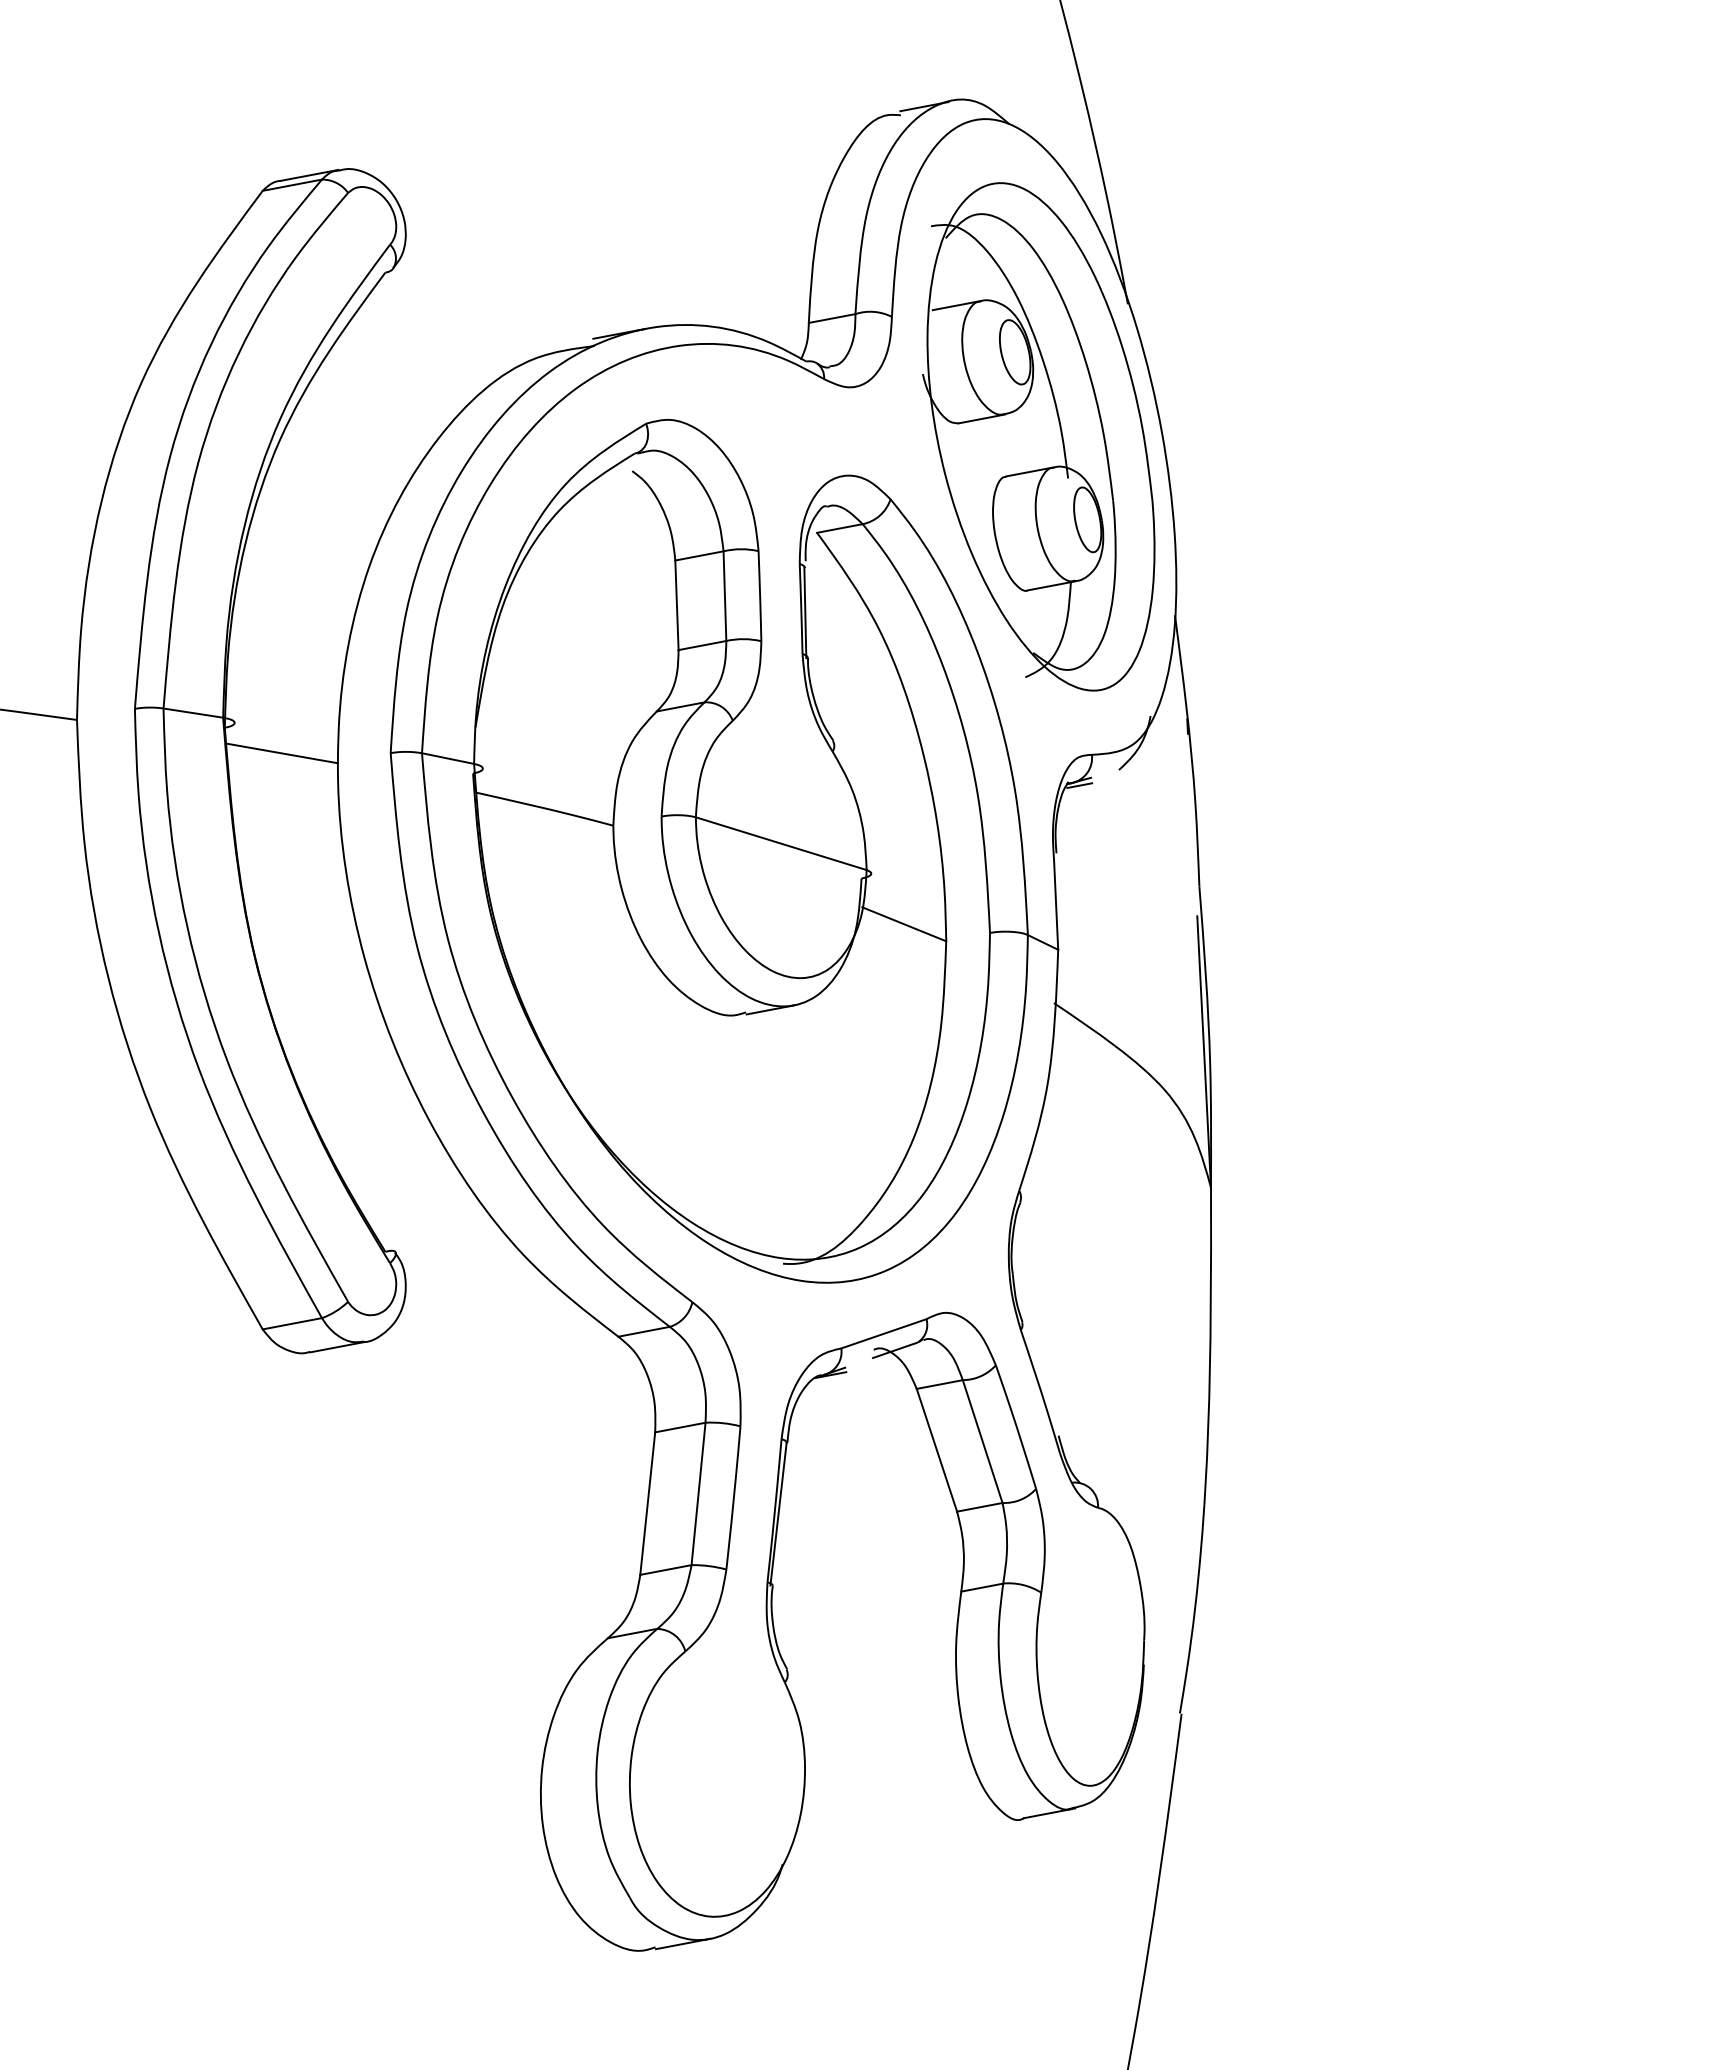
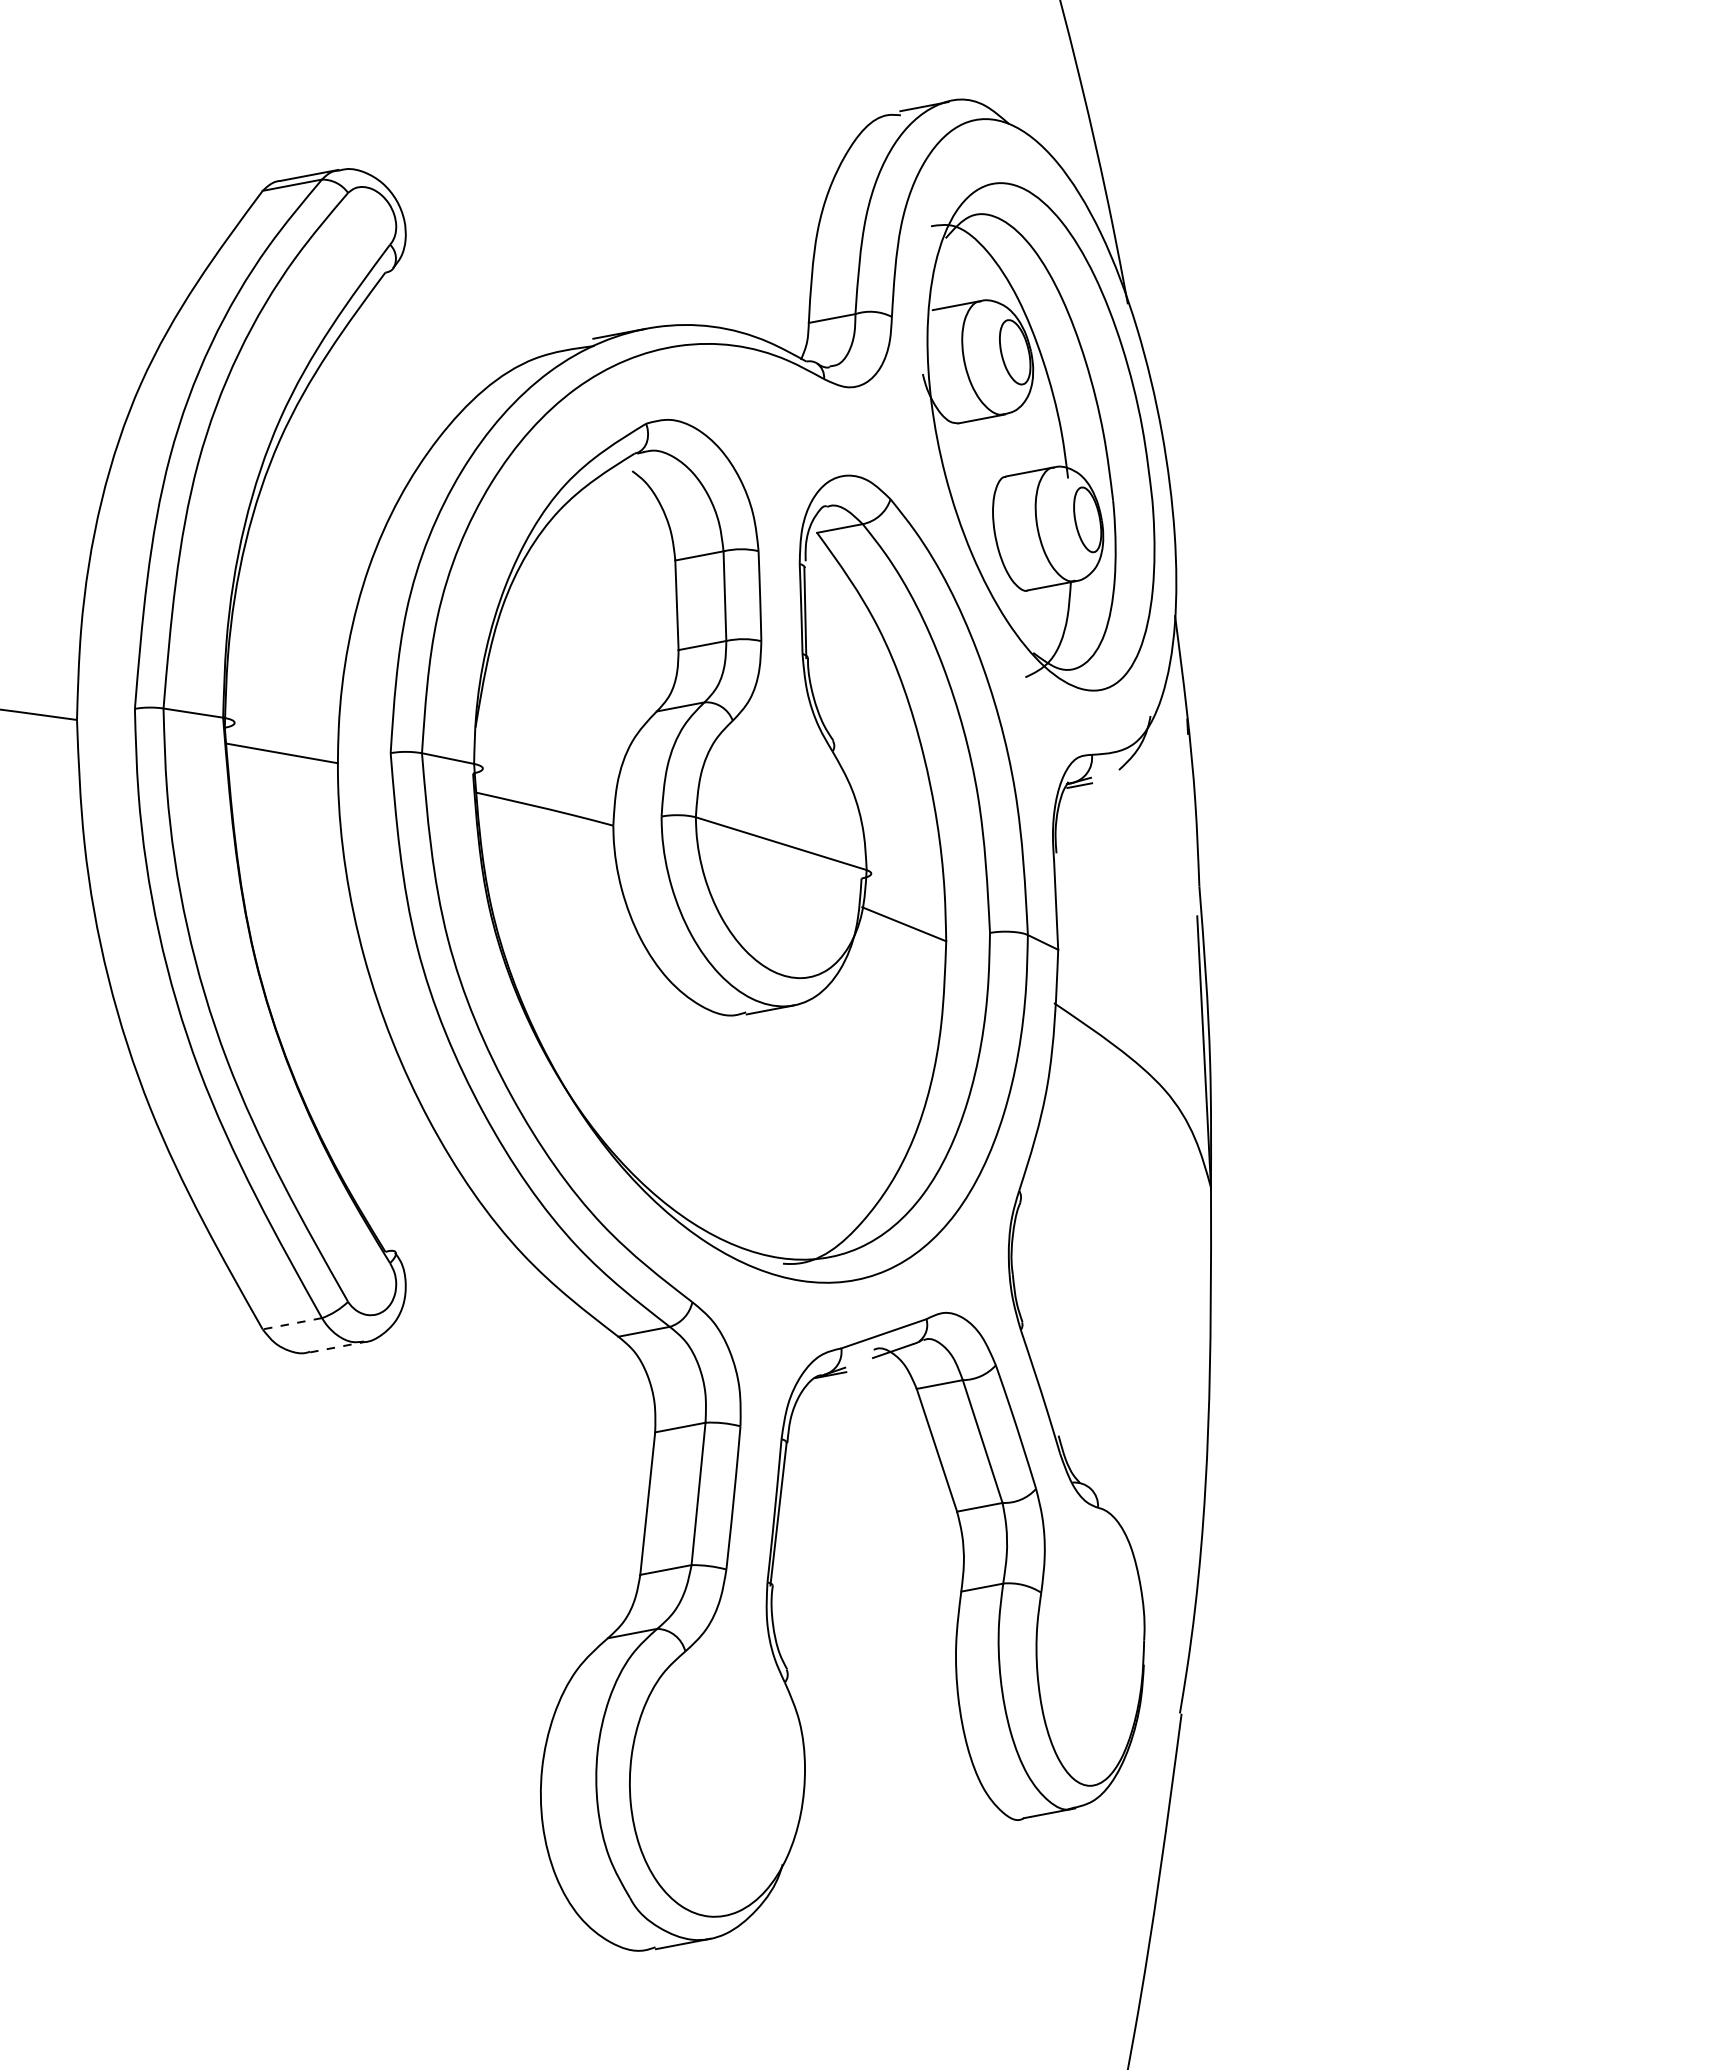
line: solid -> dashed (291, 1323)
line: solid -> dashed (337, 1347)
